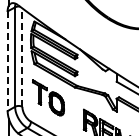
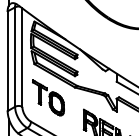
line: dashed -> solid (22, 57)
line: dashed -> solid (7, 61)
